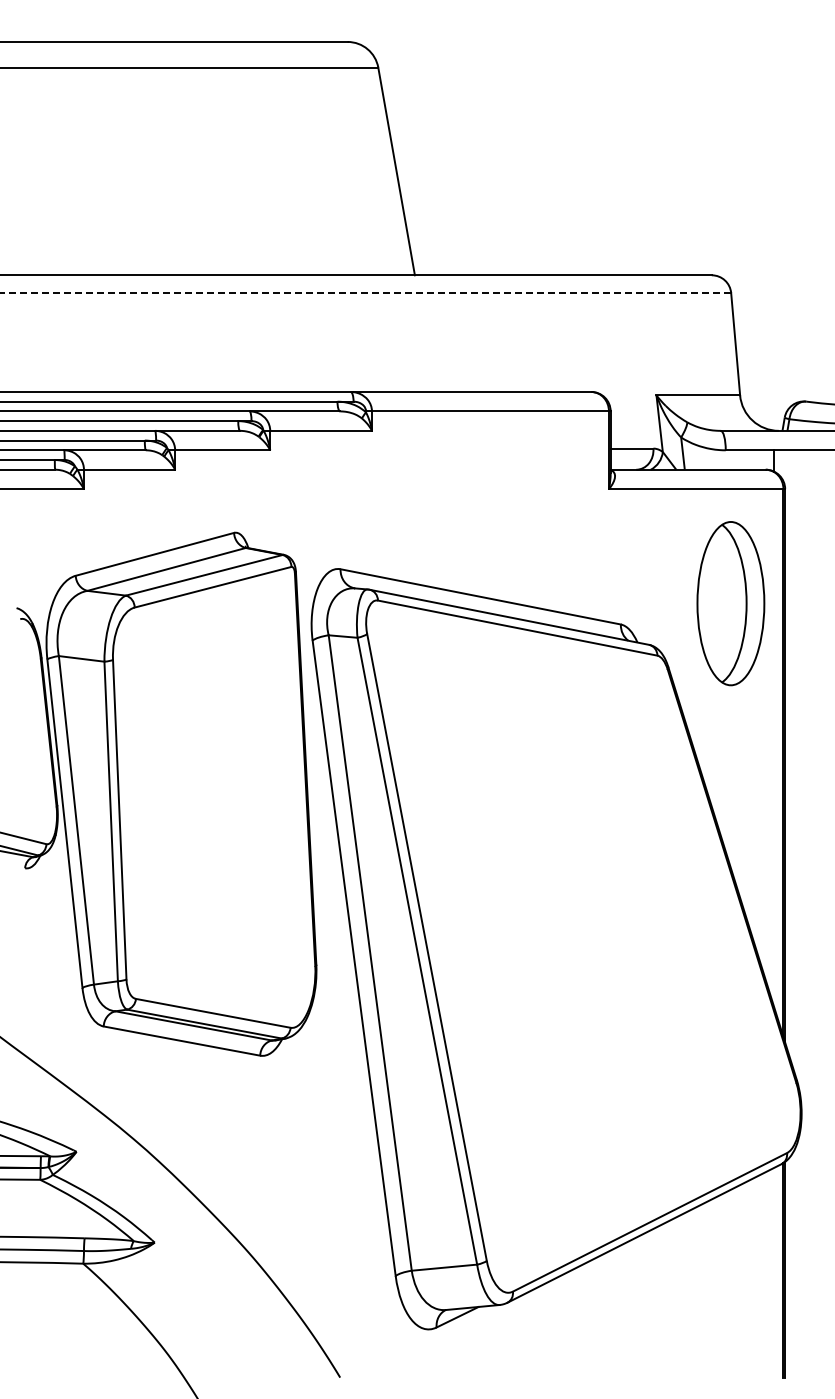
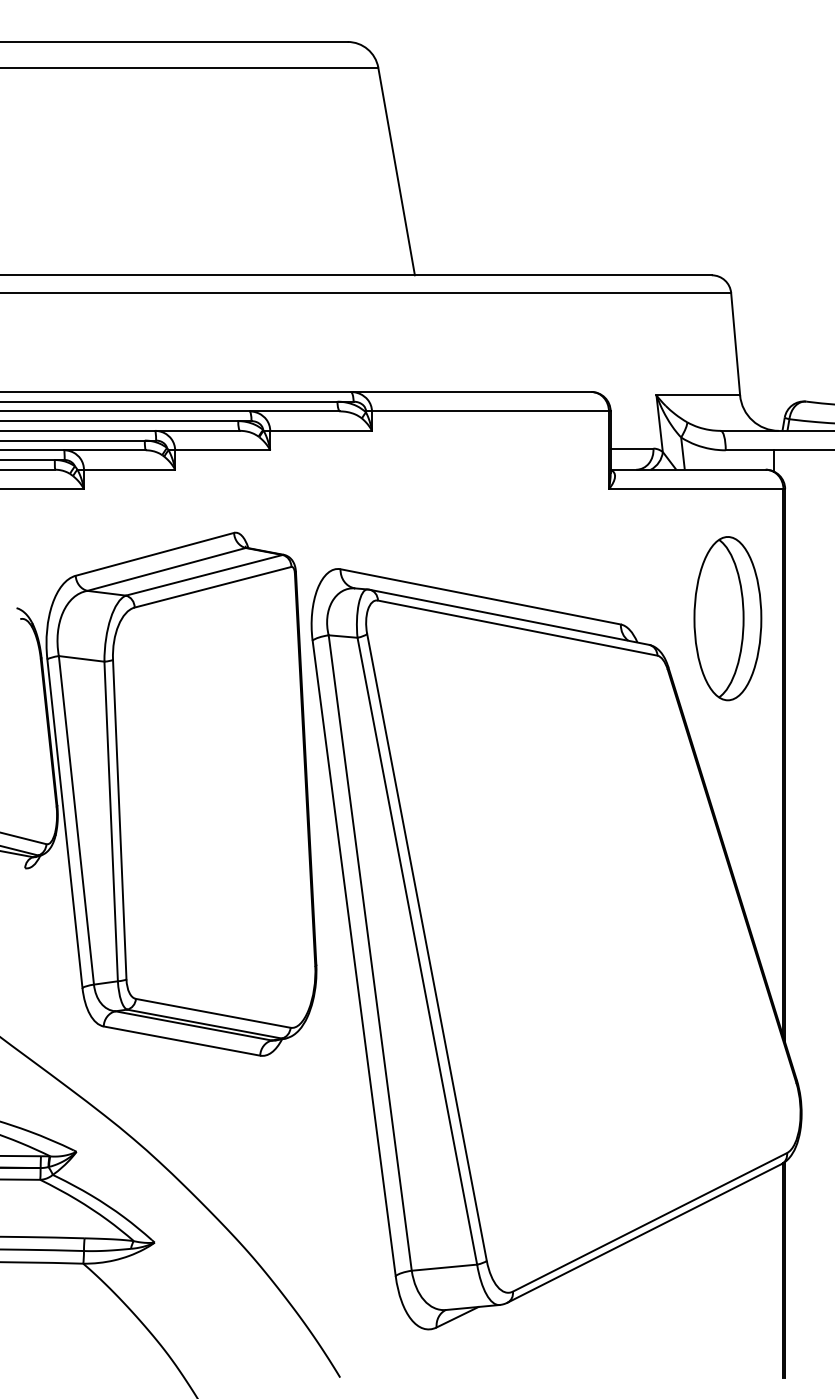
line: dashed -> solid (365, 293)
part position: (730, 603) -> (727, 618) (727, 618)
